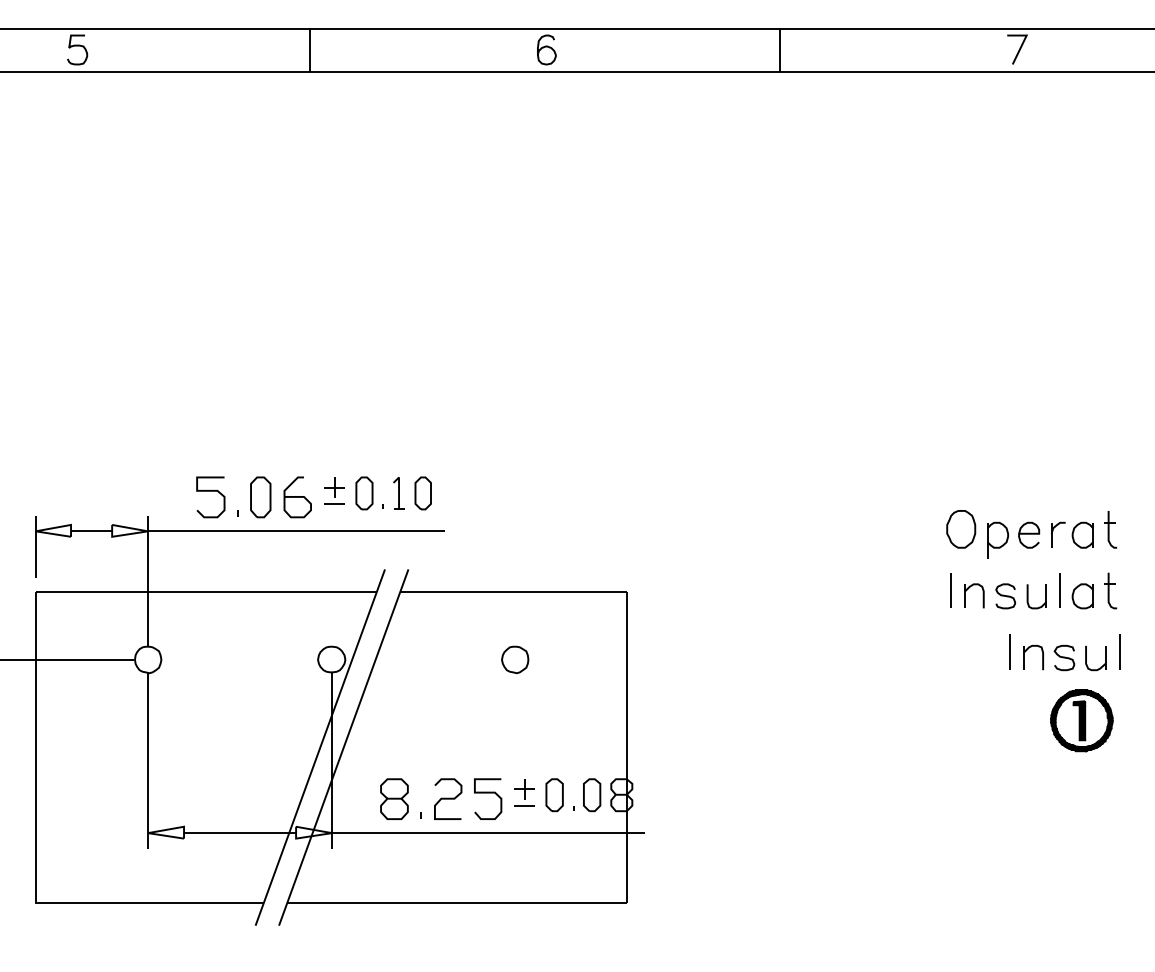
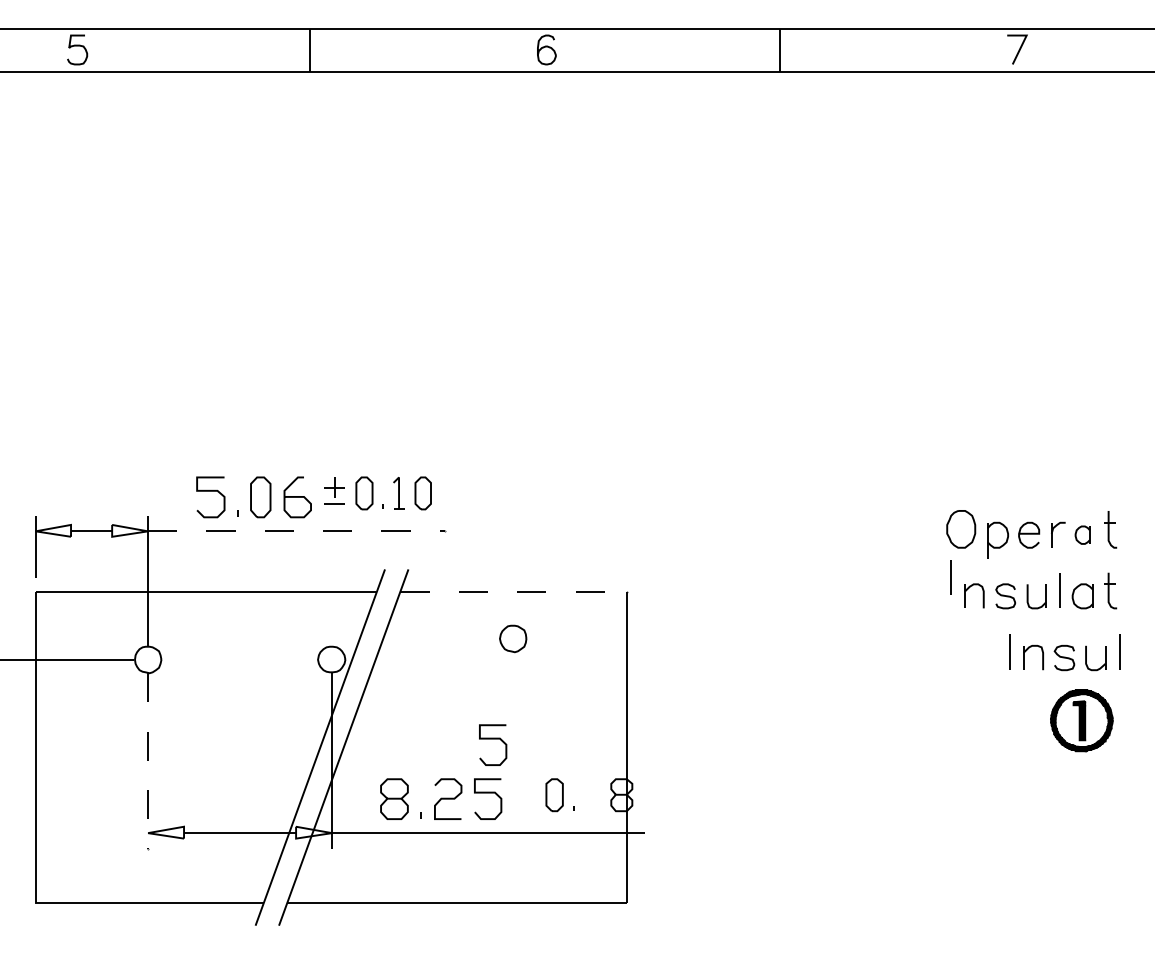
line: solid -> dashed (297, 531)
part size: 23x28 px -> 17x20 px (1082, 534)
line position: (950, 590) -> (950, 577) (950, 577)
line: solid -> dashed (514, 592)
part position: (515, 659) -> (513, 638) (513, 638)
curve: none -> present (493, 739)
line: solid -> dashed (148, 761)
part: present -> none (524, 792)
part: present -> none (592, 795)
